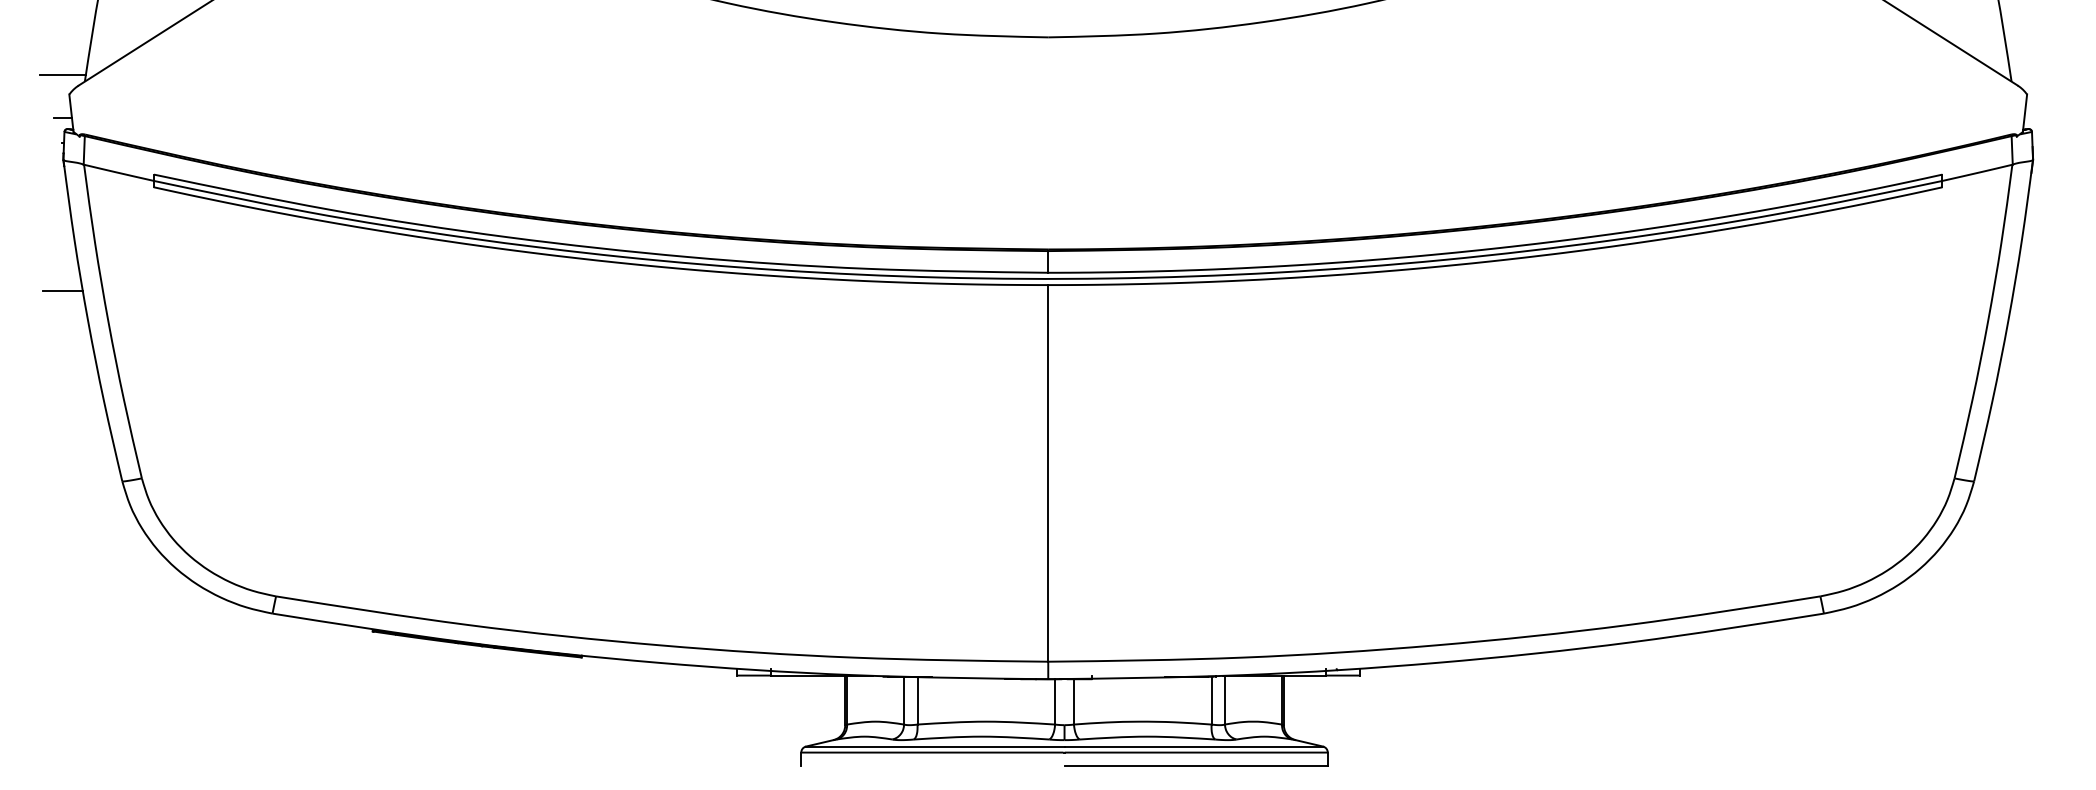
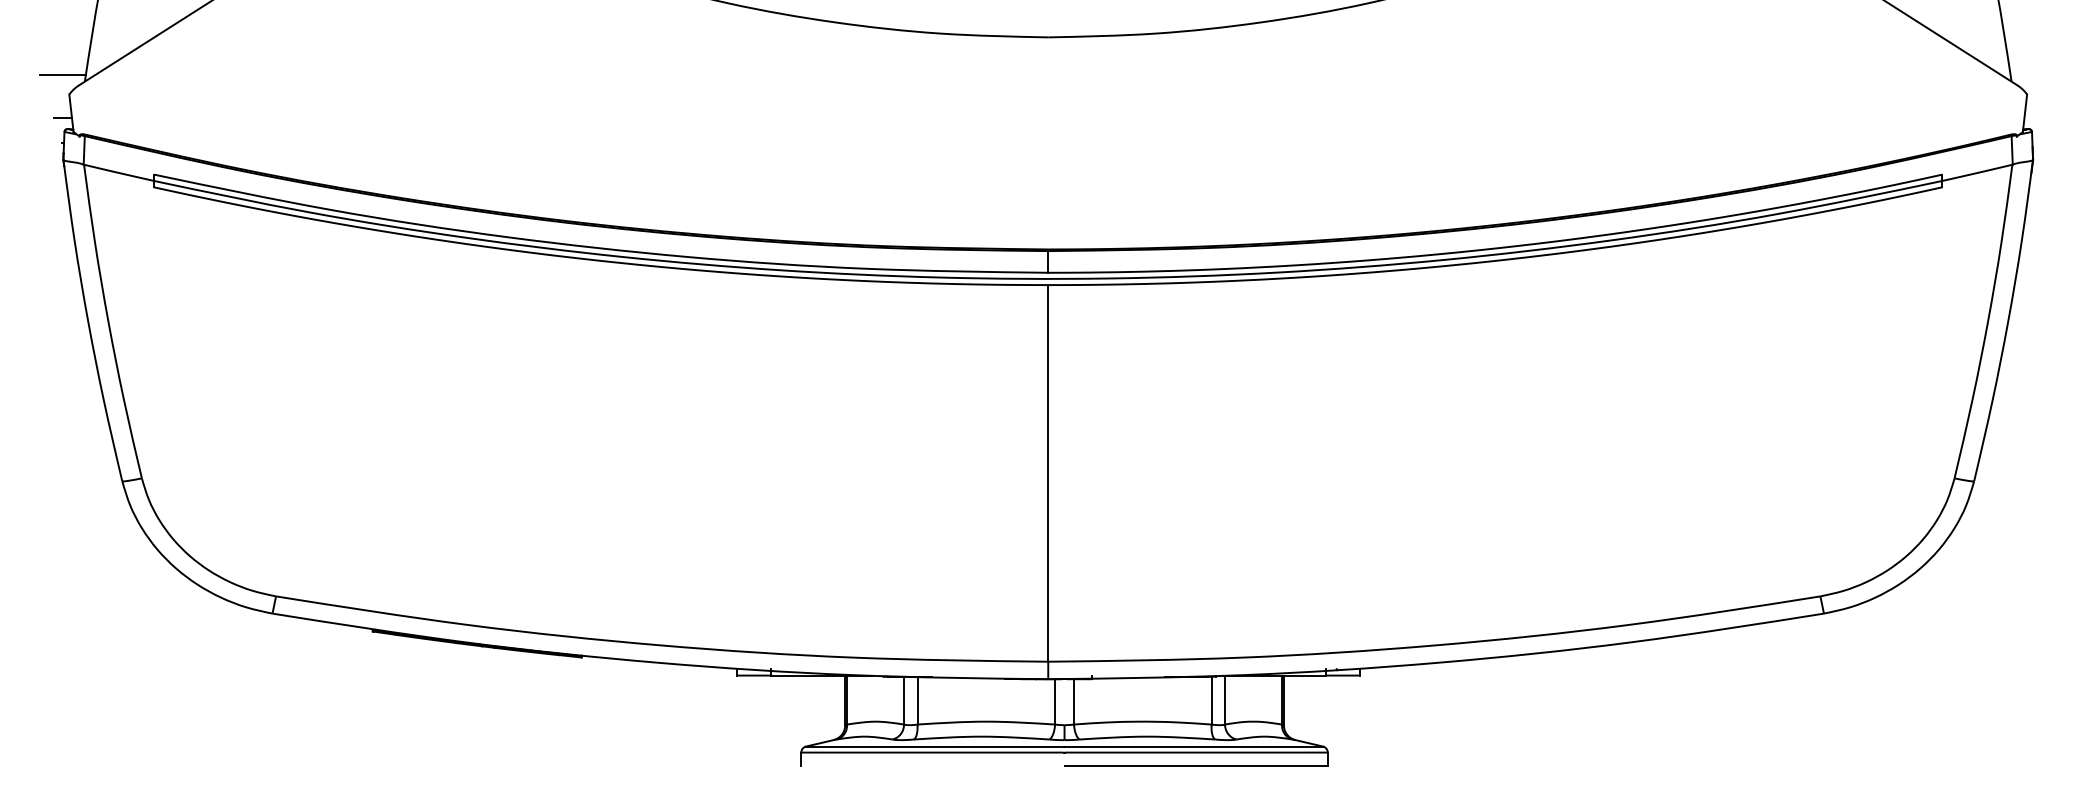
line: present -> none (62, 290)
